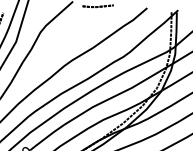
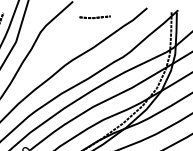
part position: (97, 6) -> (94, 17) (94, 17)
